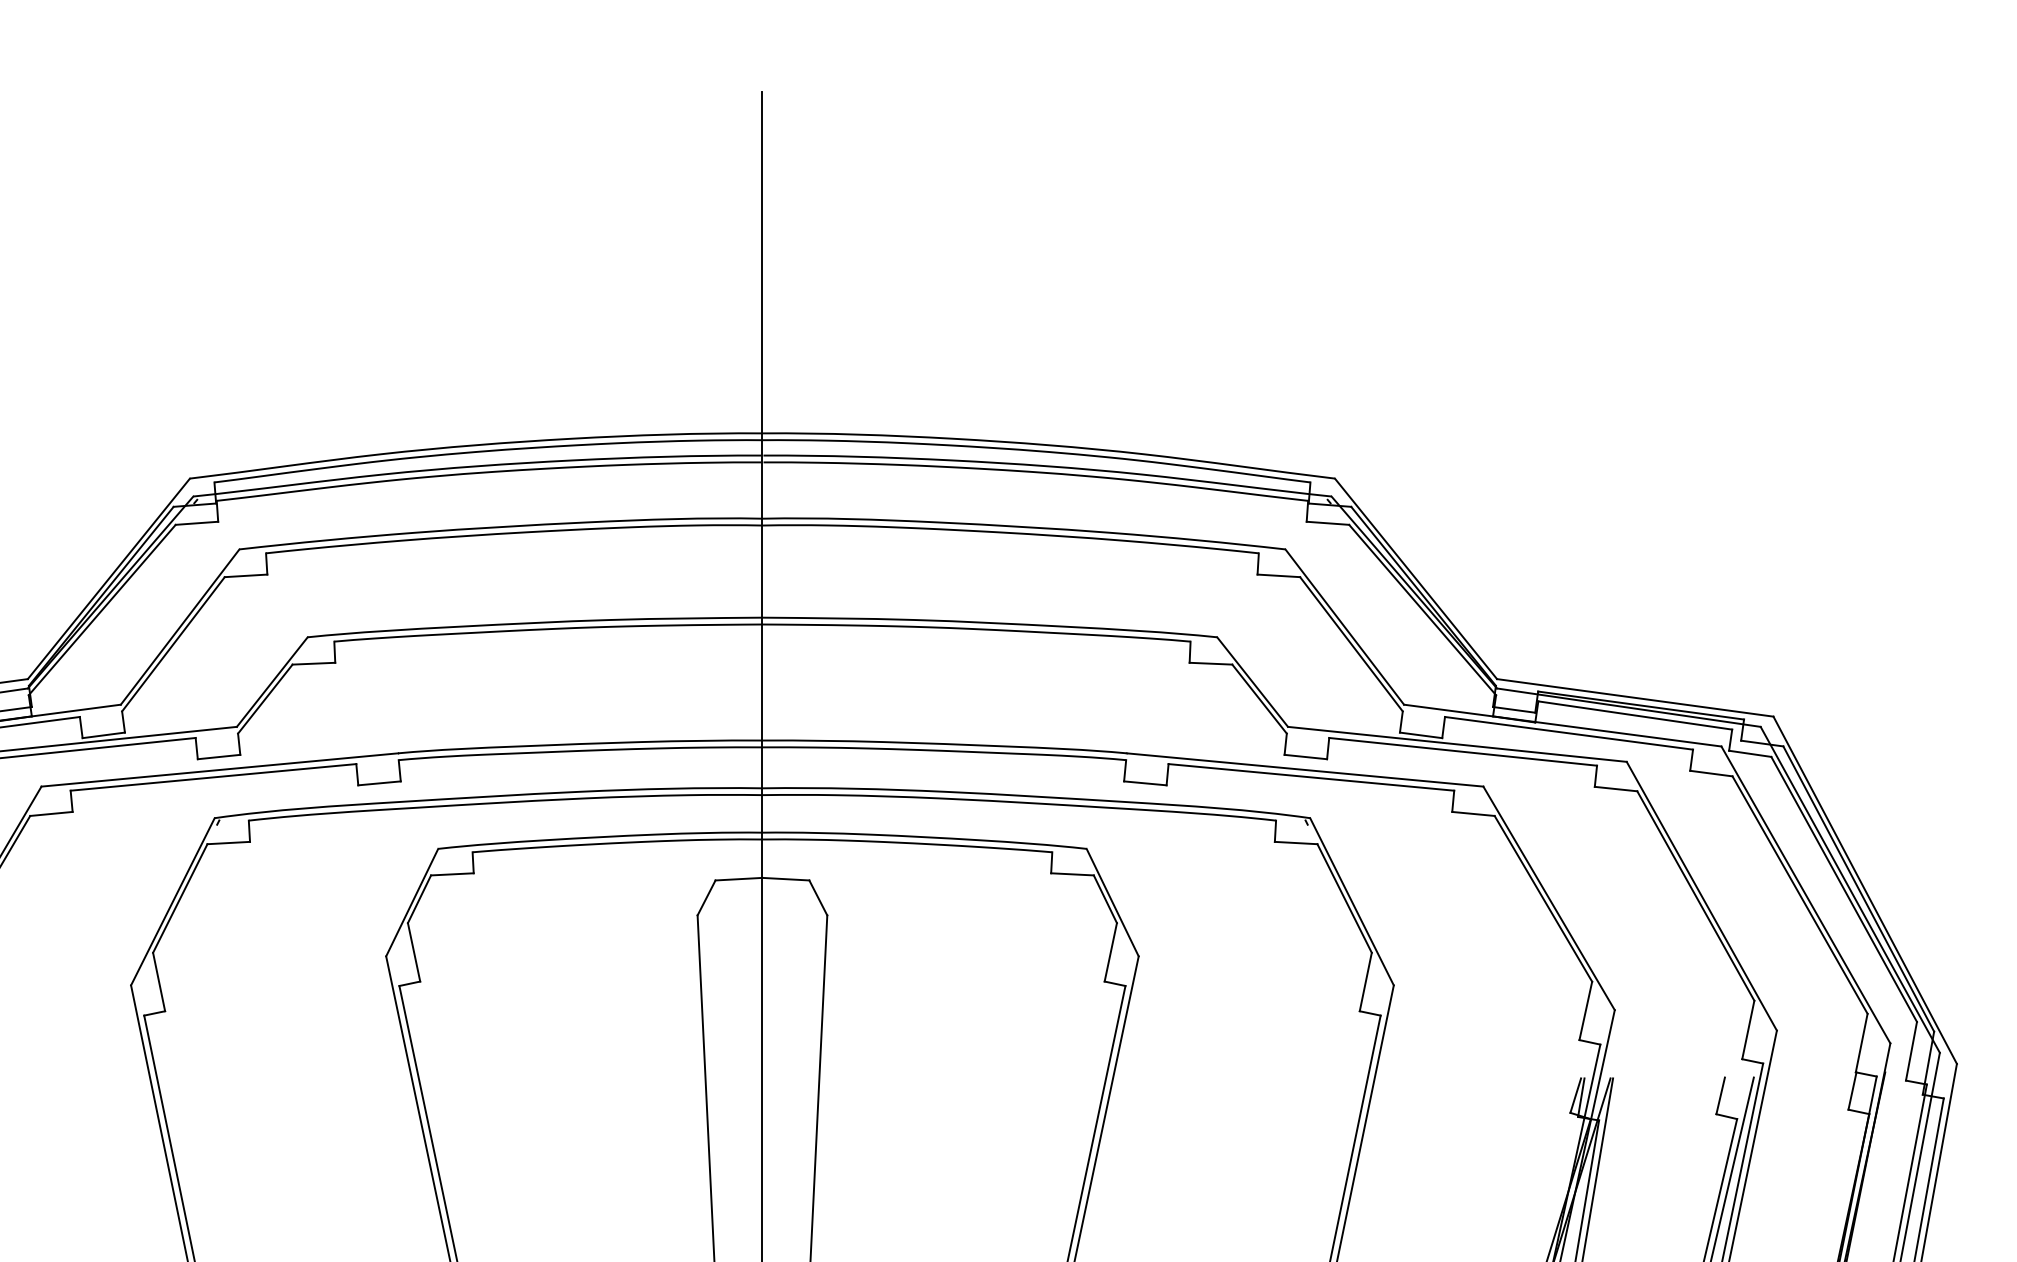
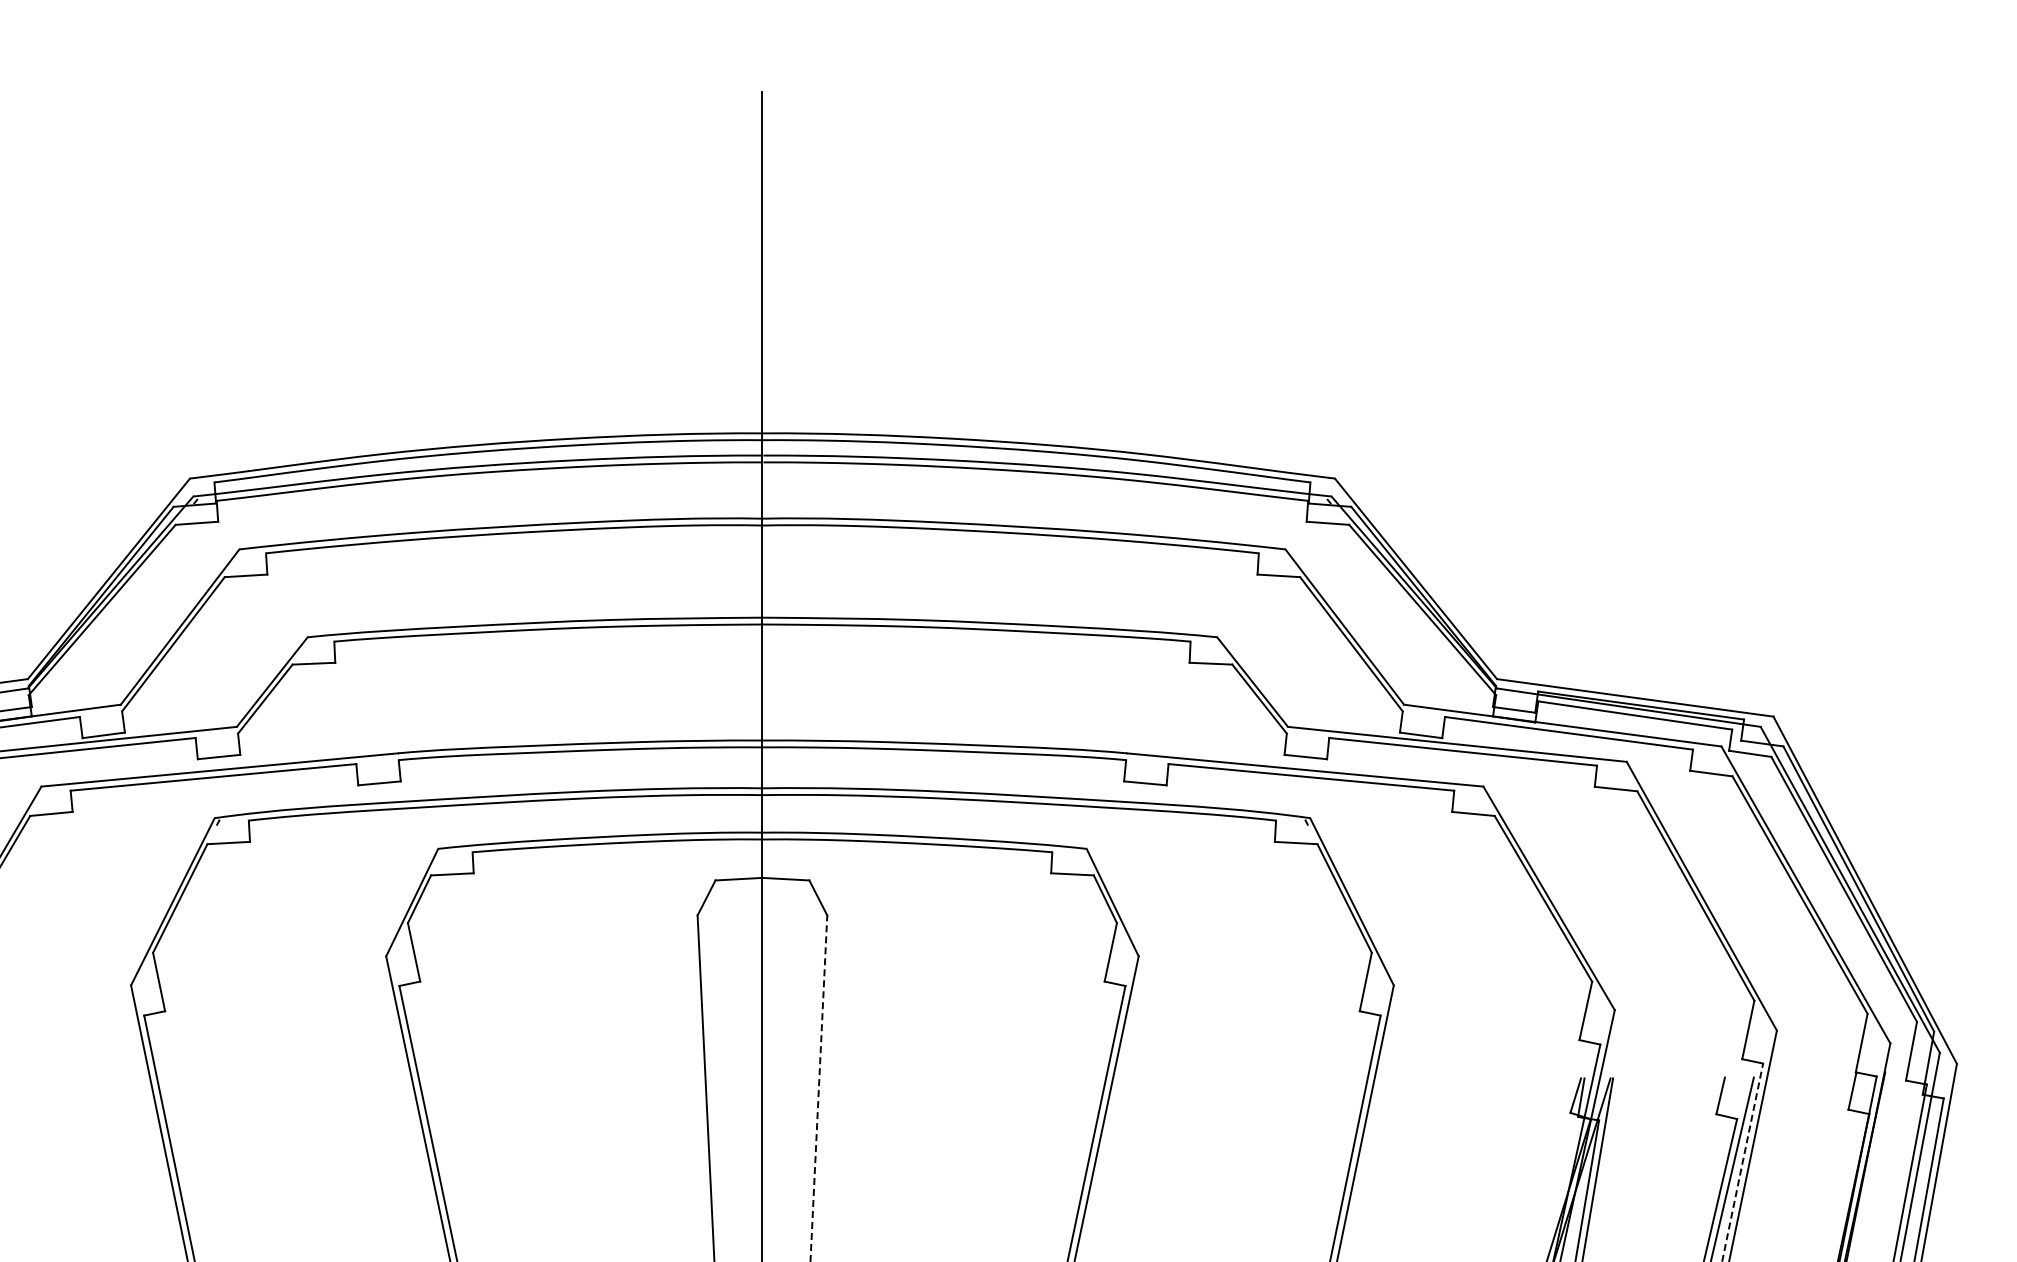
line: solid -> dashed (818, 1088)
line: solid -> dashed (1742, 1162)
